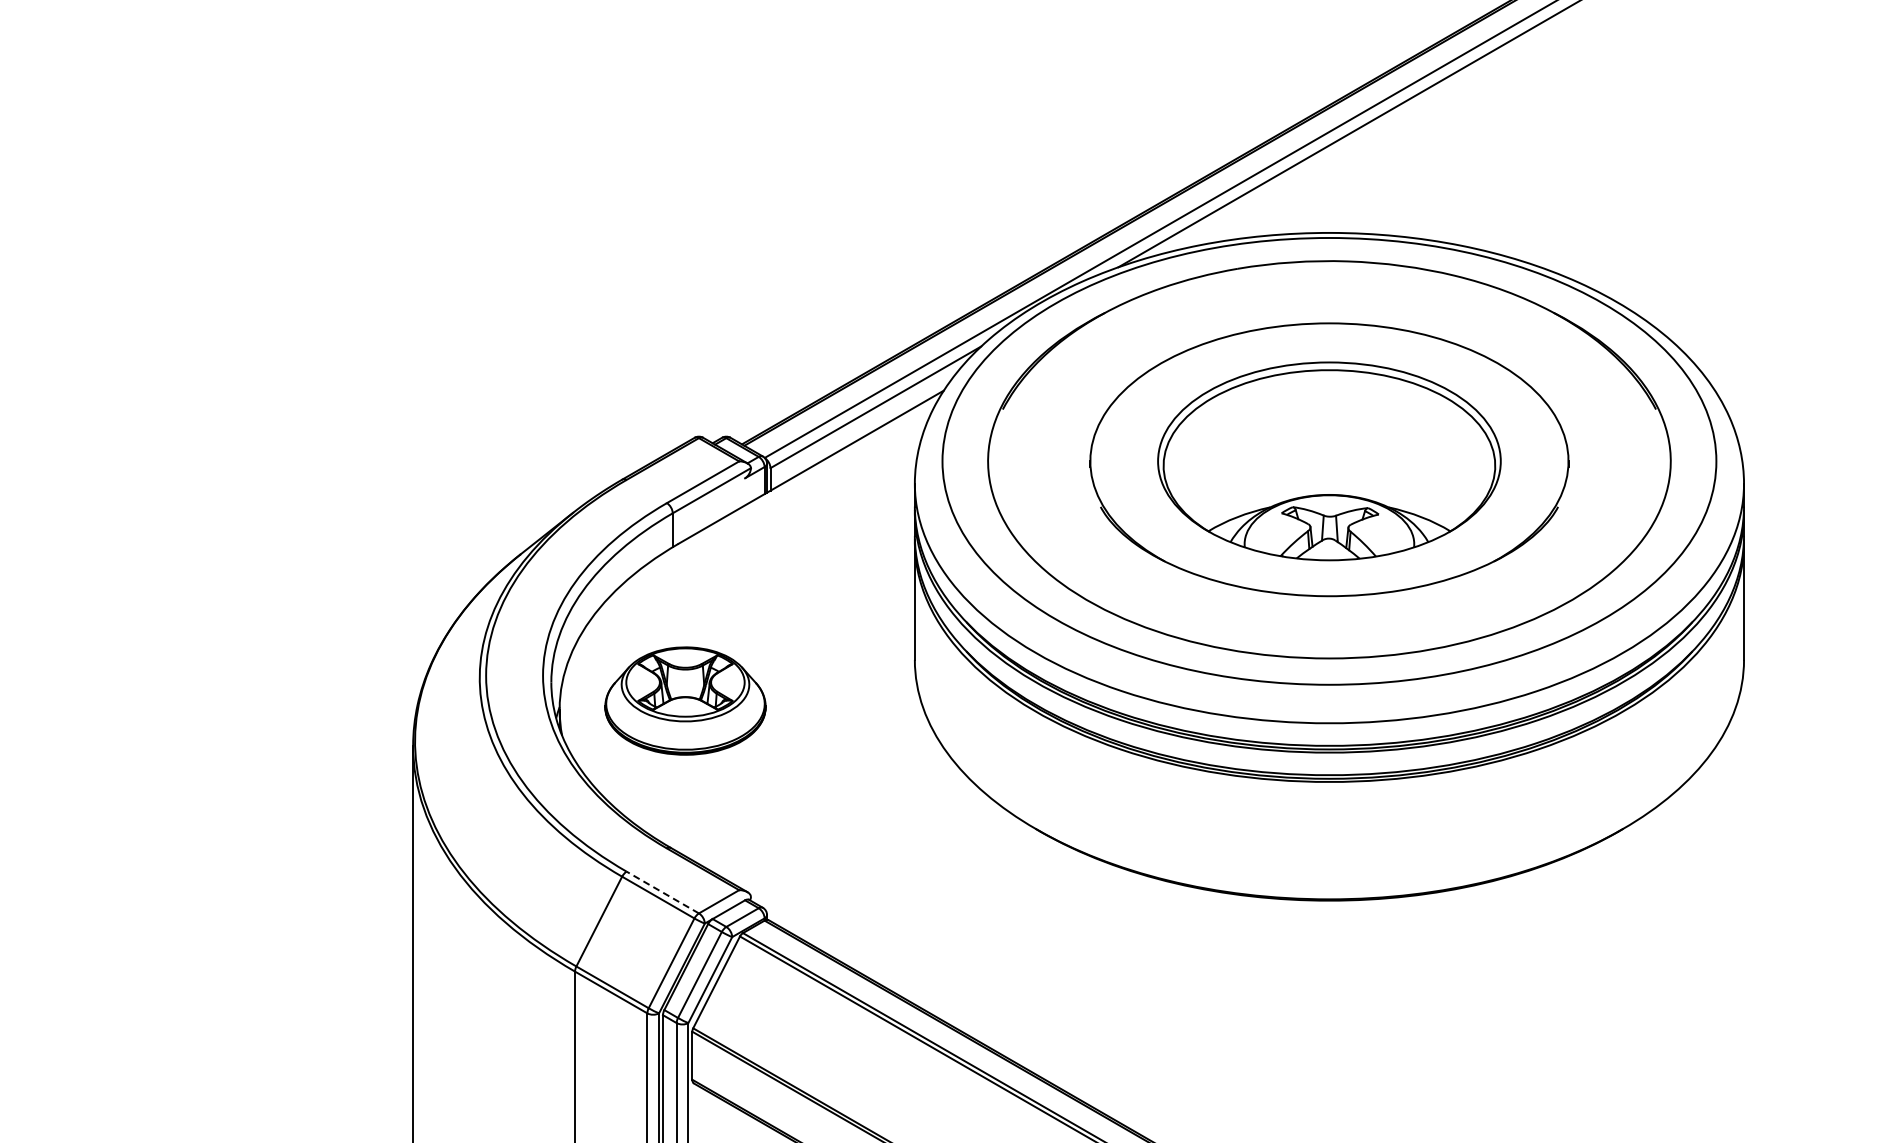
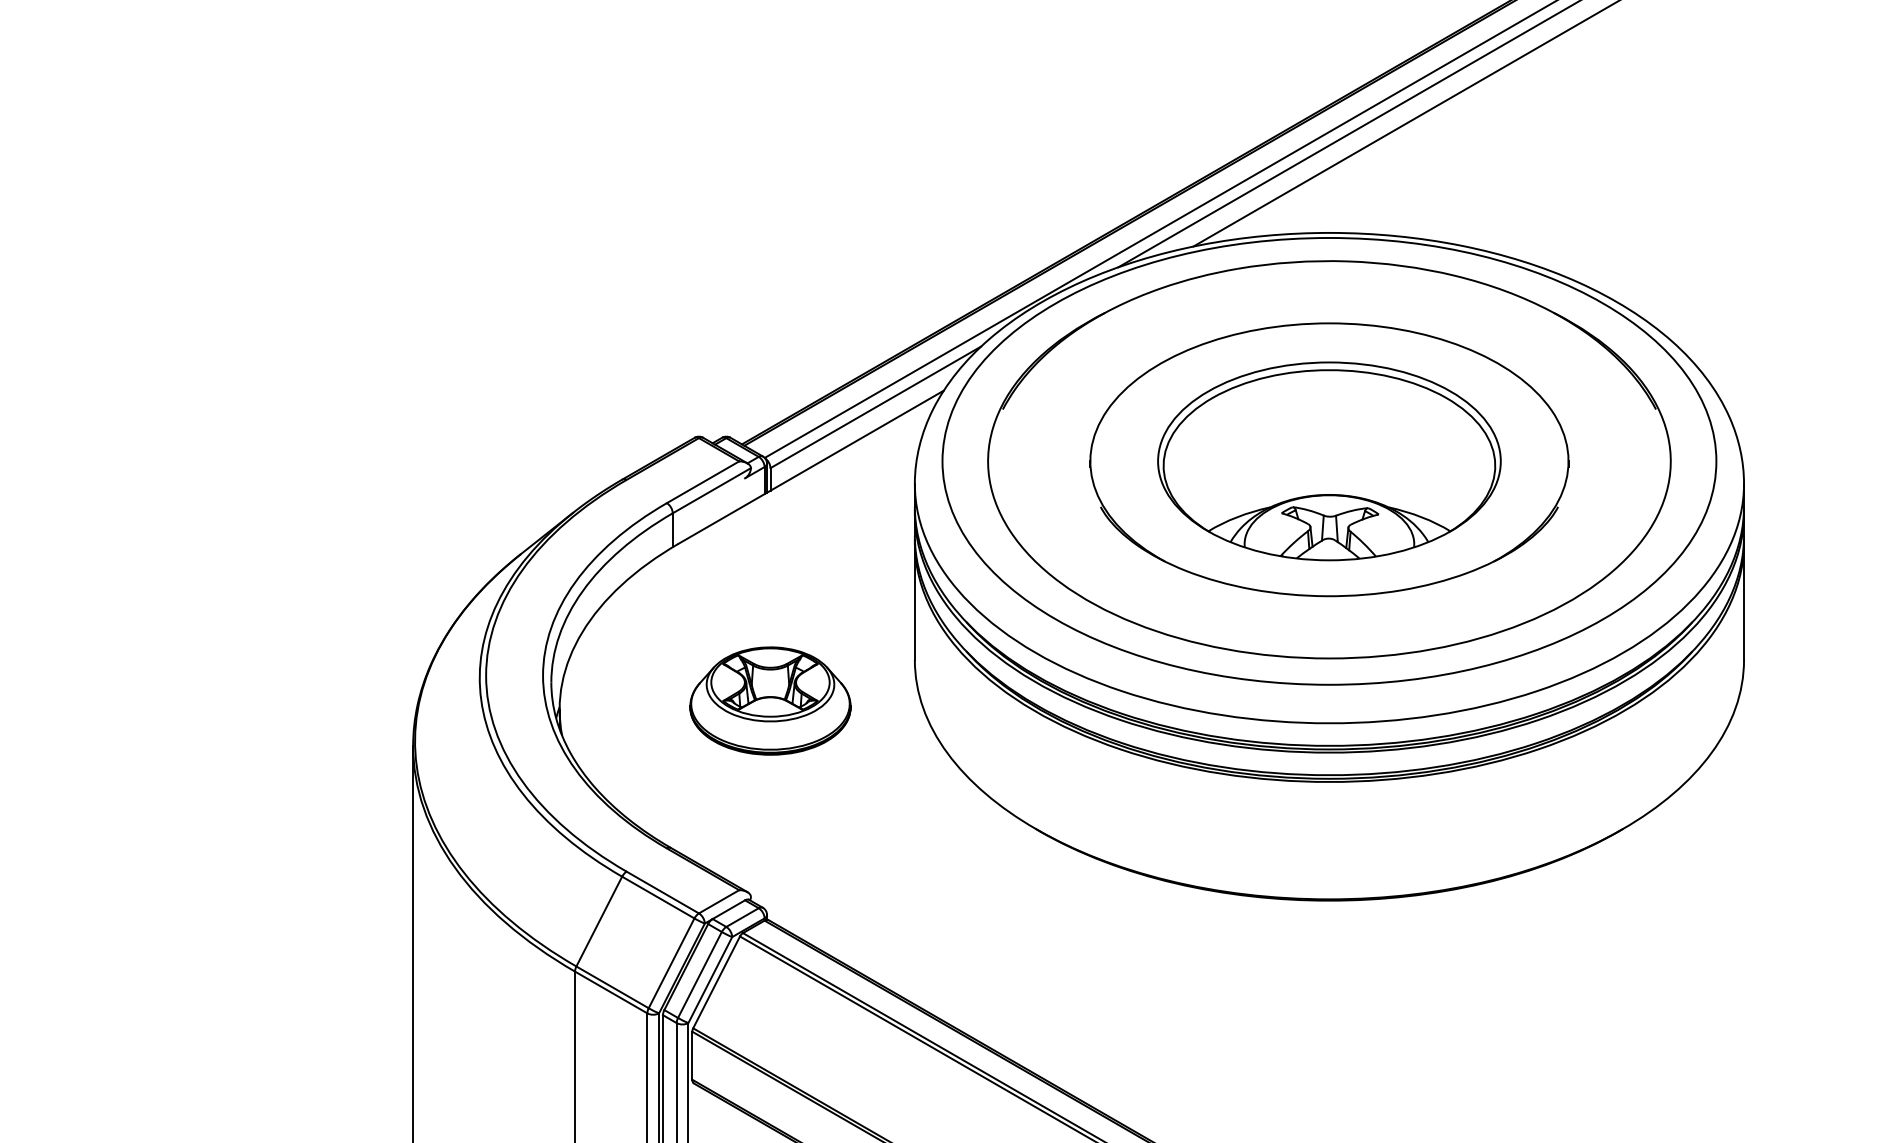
line: none -> present (1404, 124)
part position: (685, 700) -> (770, 700) (770, 700)
line: dashed -> solid (662, 892)
